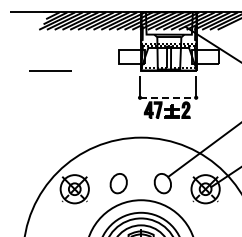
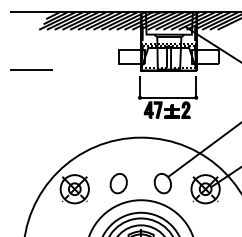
line position: (50, 70) -> (31, 69) (31, 69)
line: dashed -> solid (168, 97)
